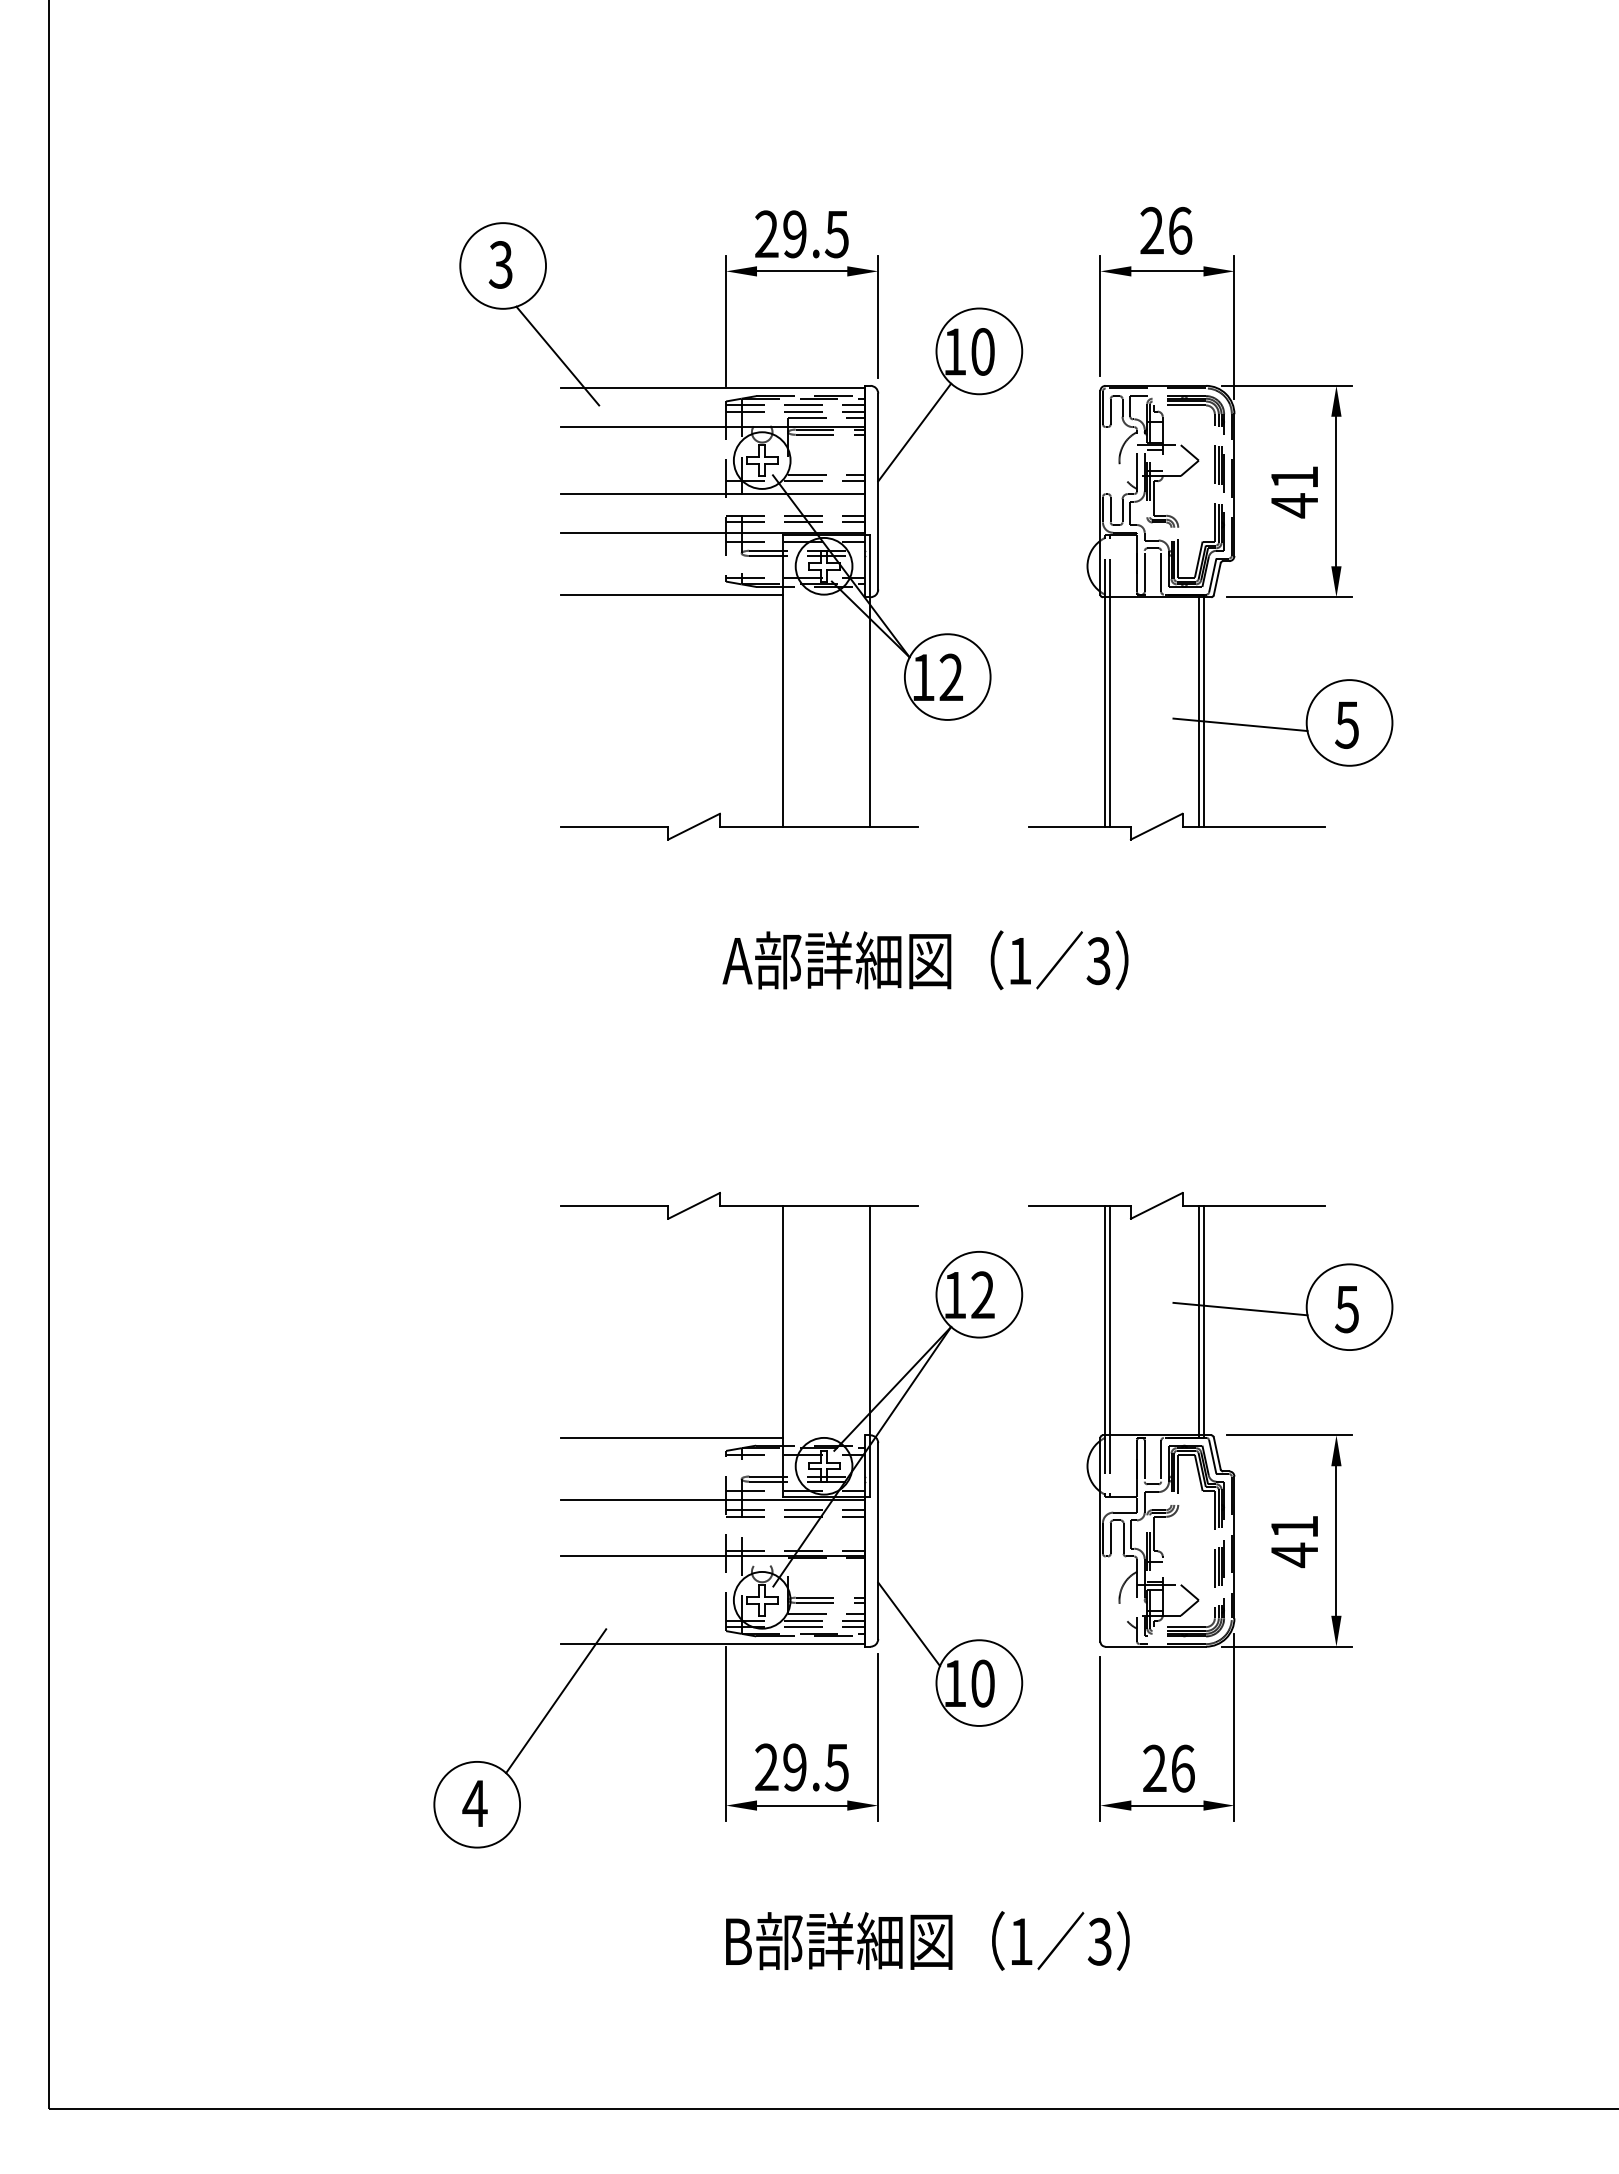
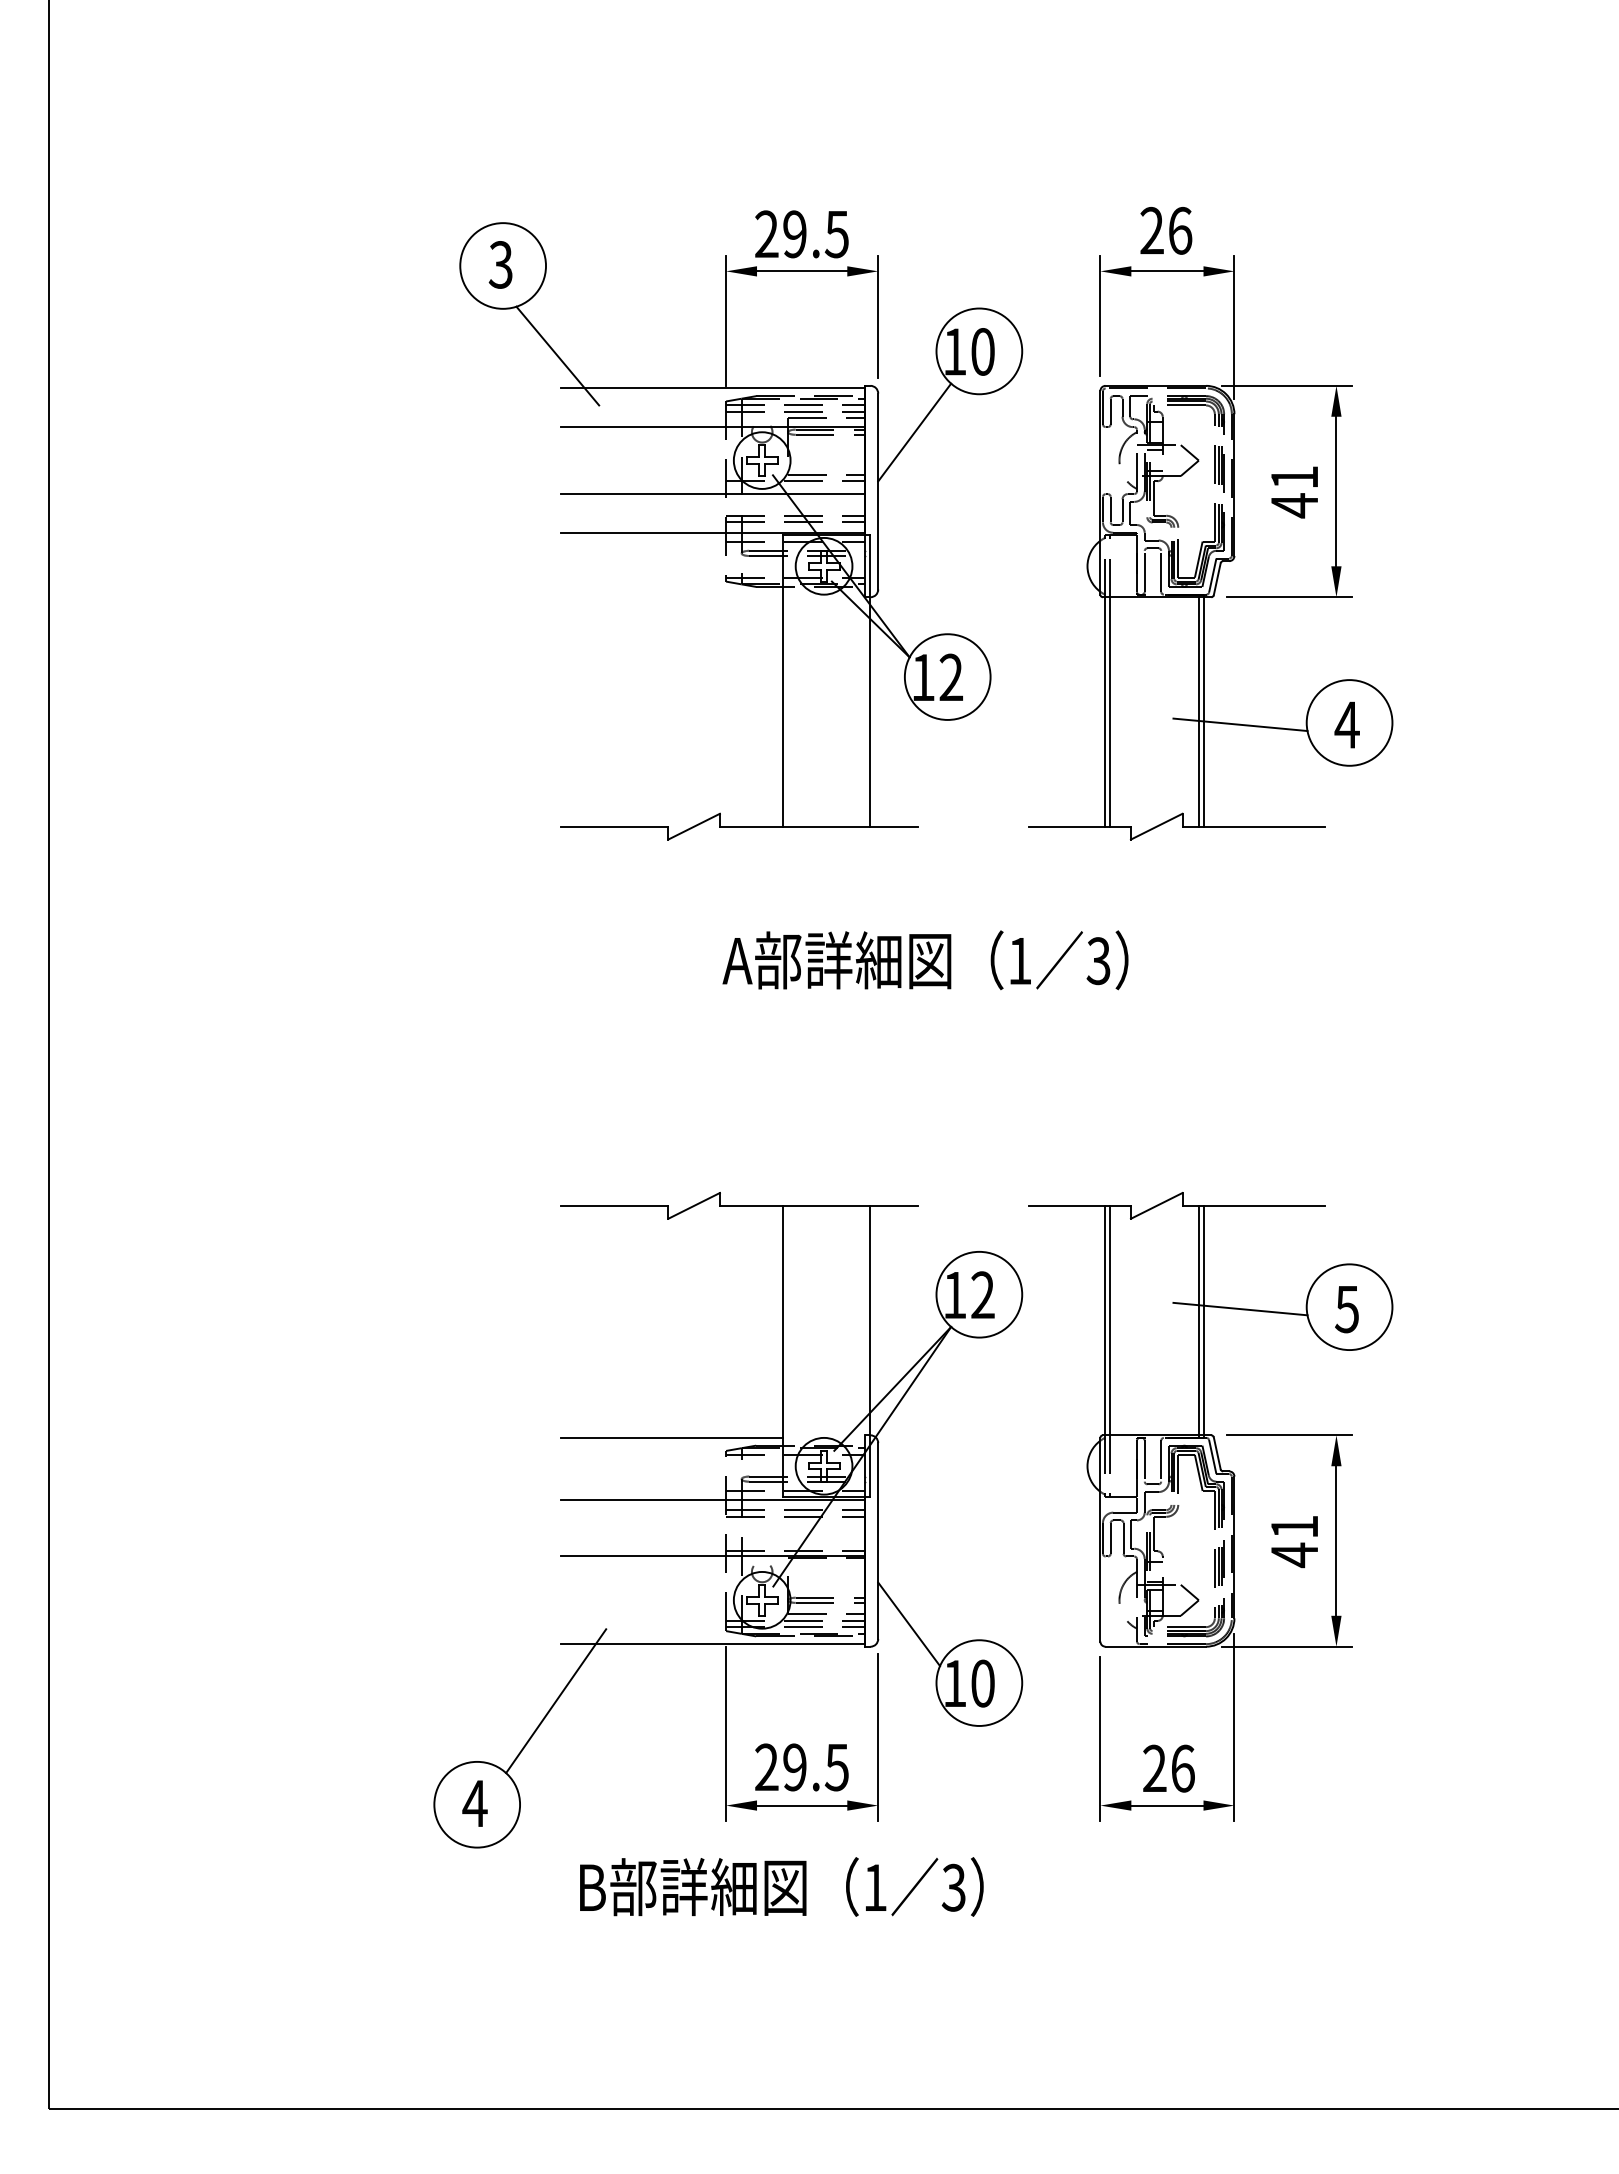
line: present -> none (671, 594)
text: 5 -> 4 (1346, 724)
text position: (927, 1940) -> (781, 1886) (781, 1886)
